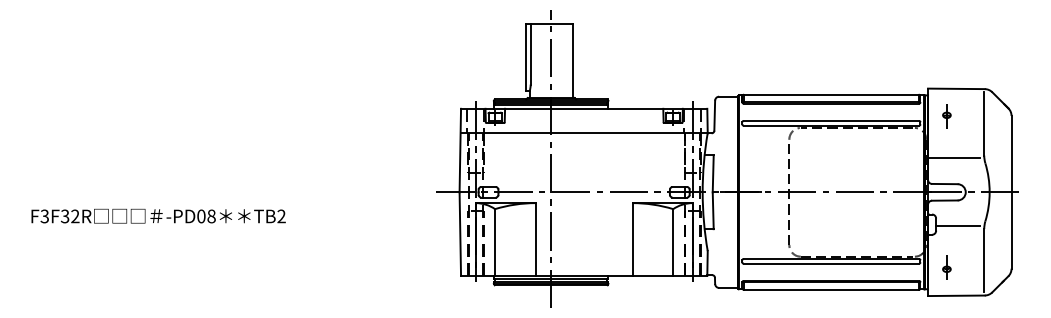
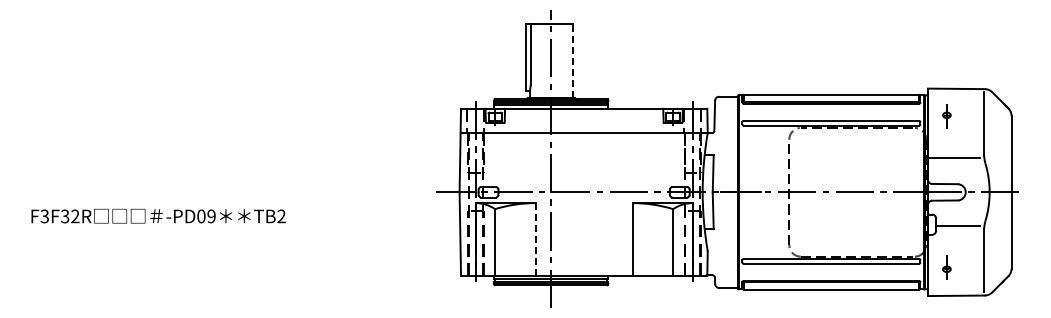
line: solid -> dashed (572, 60)
text: -PD08 -> -PD09 (211, 216)
line: solid -> dashed (535, 238)
